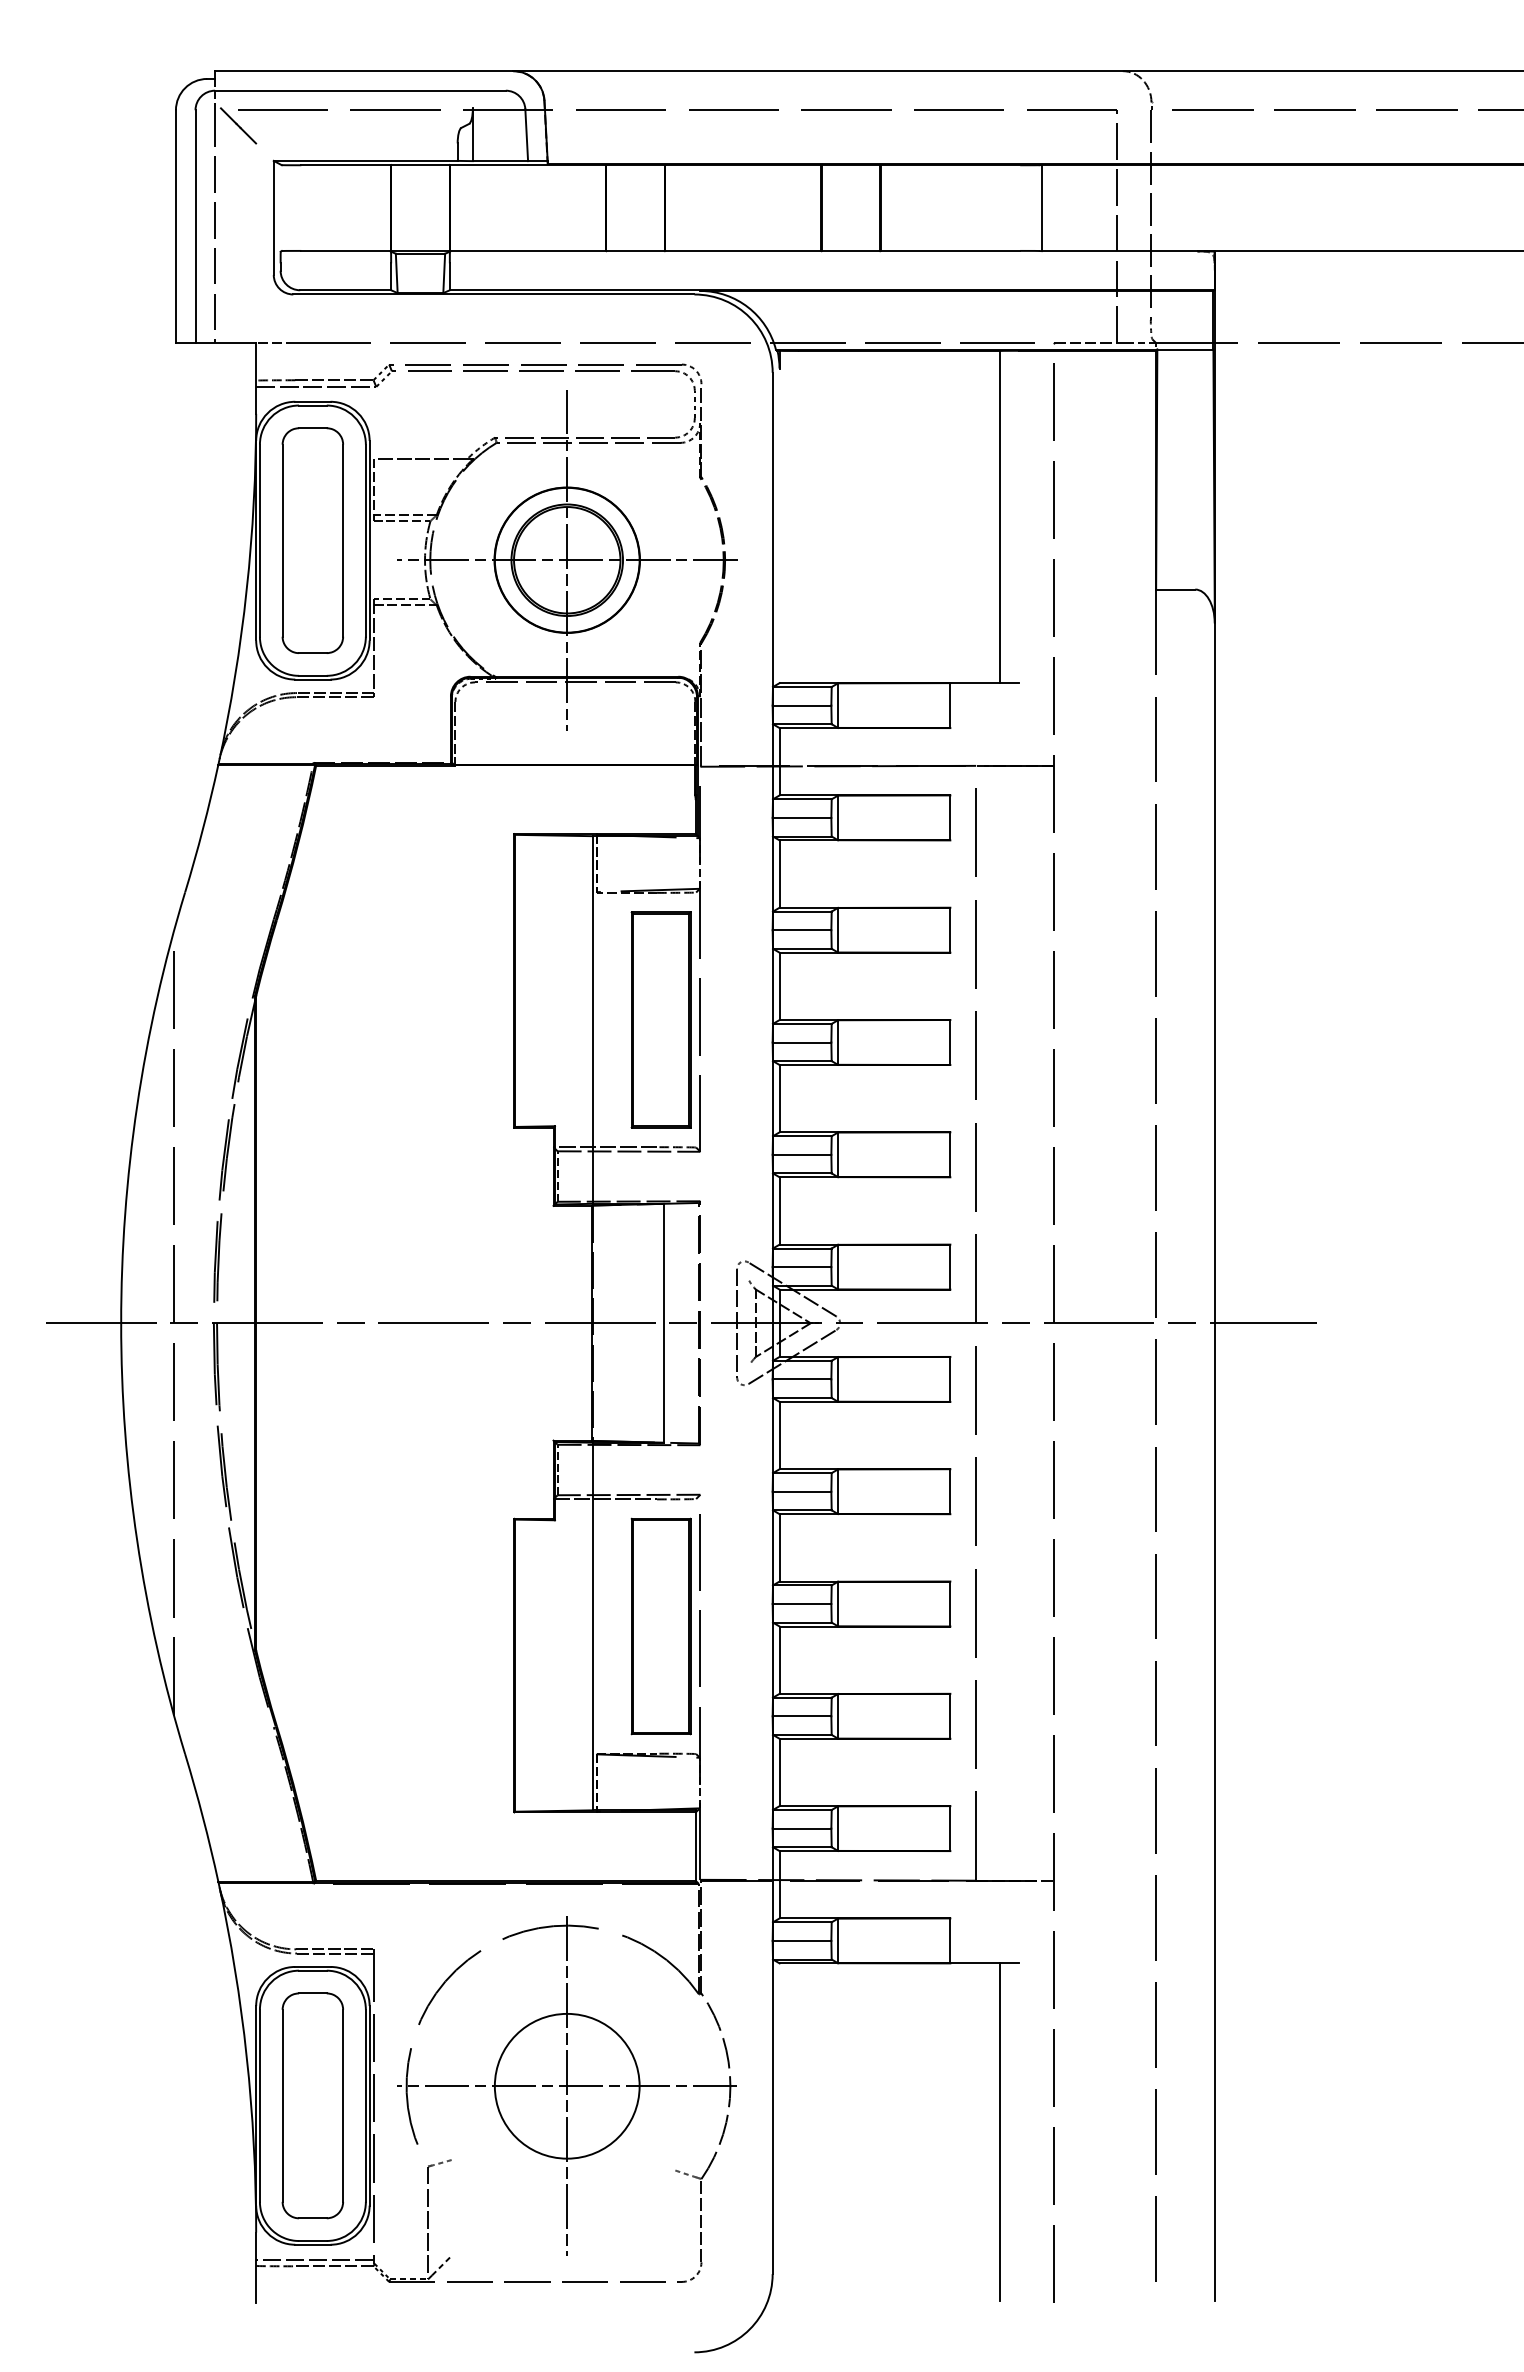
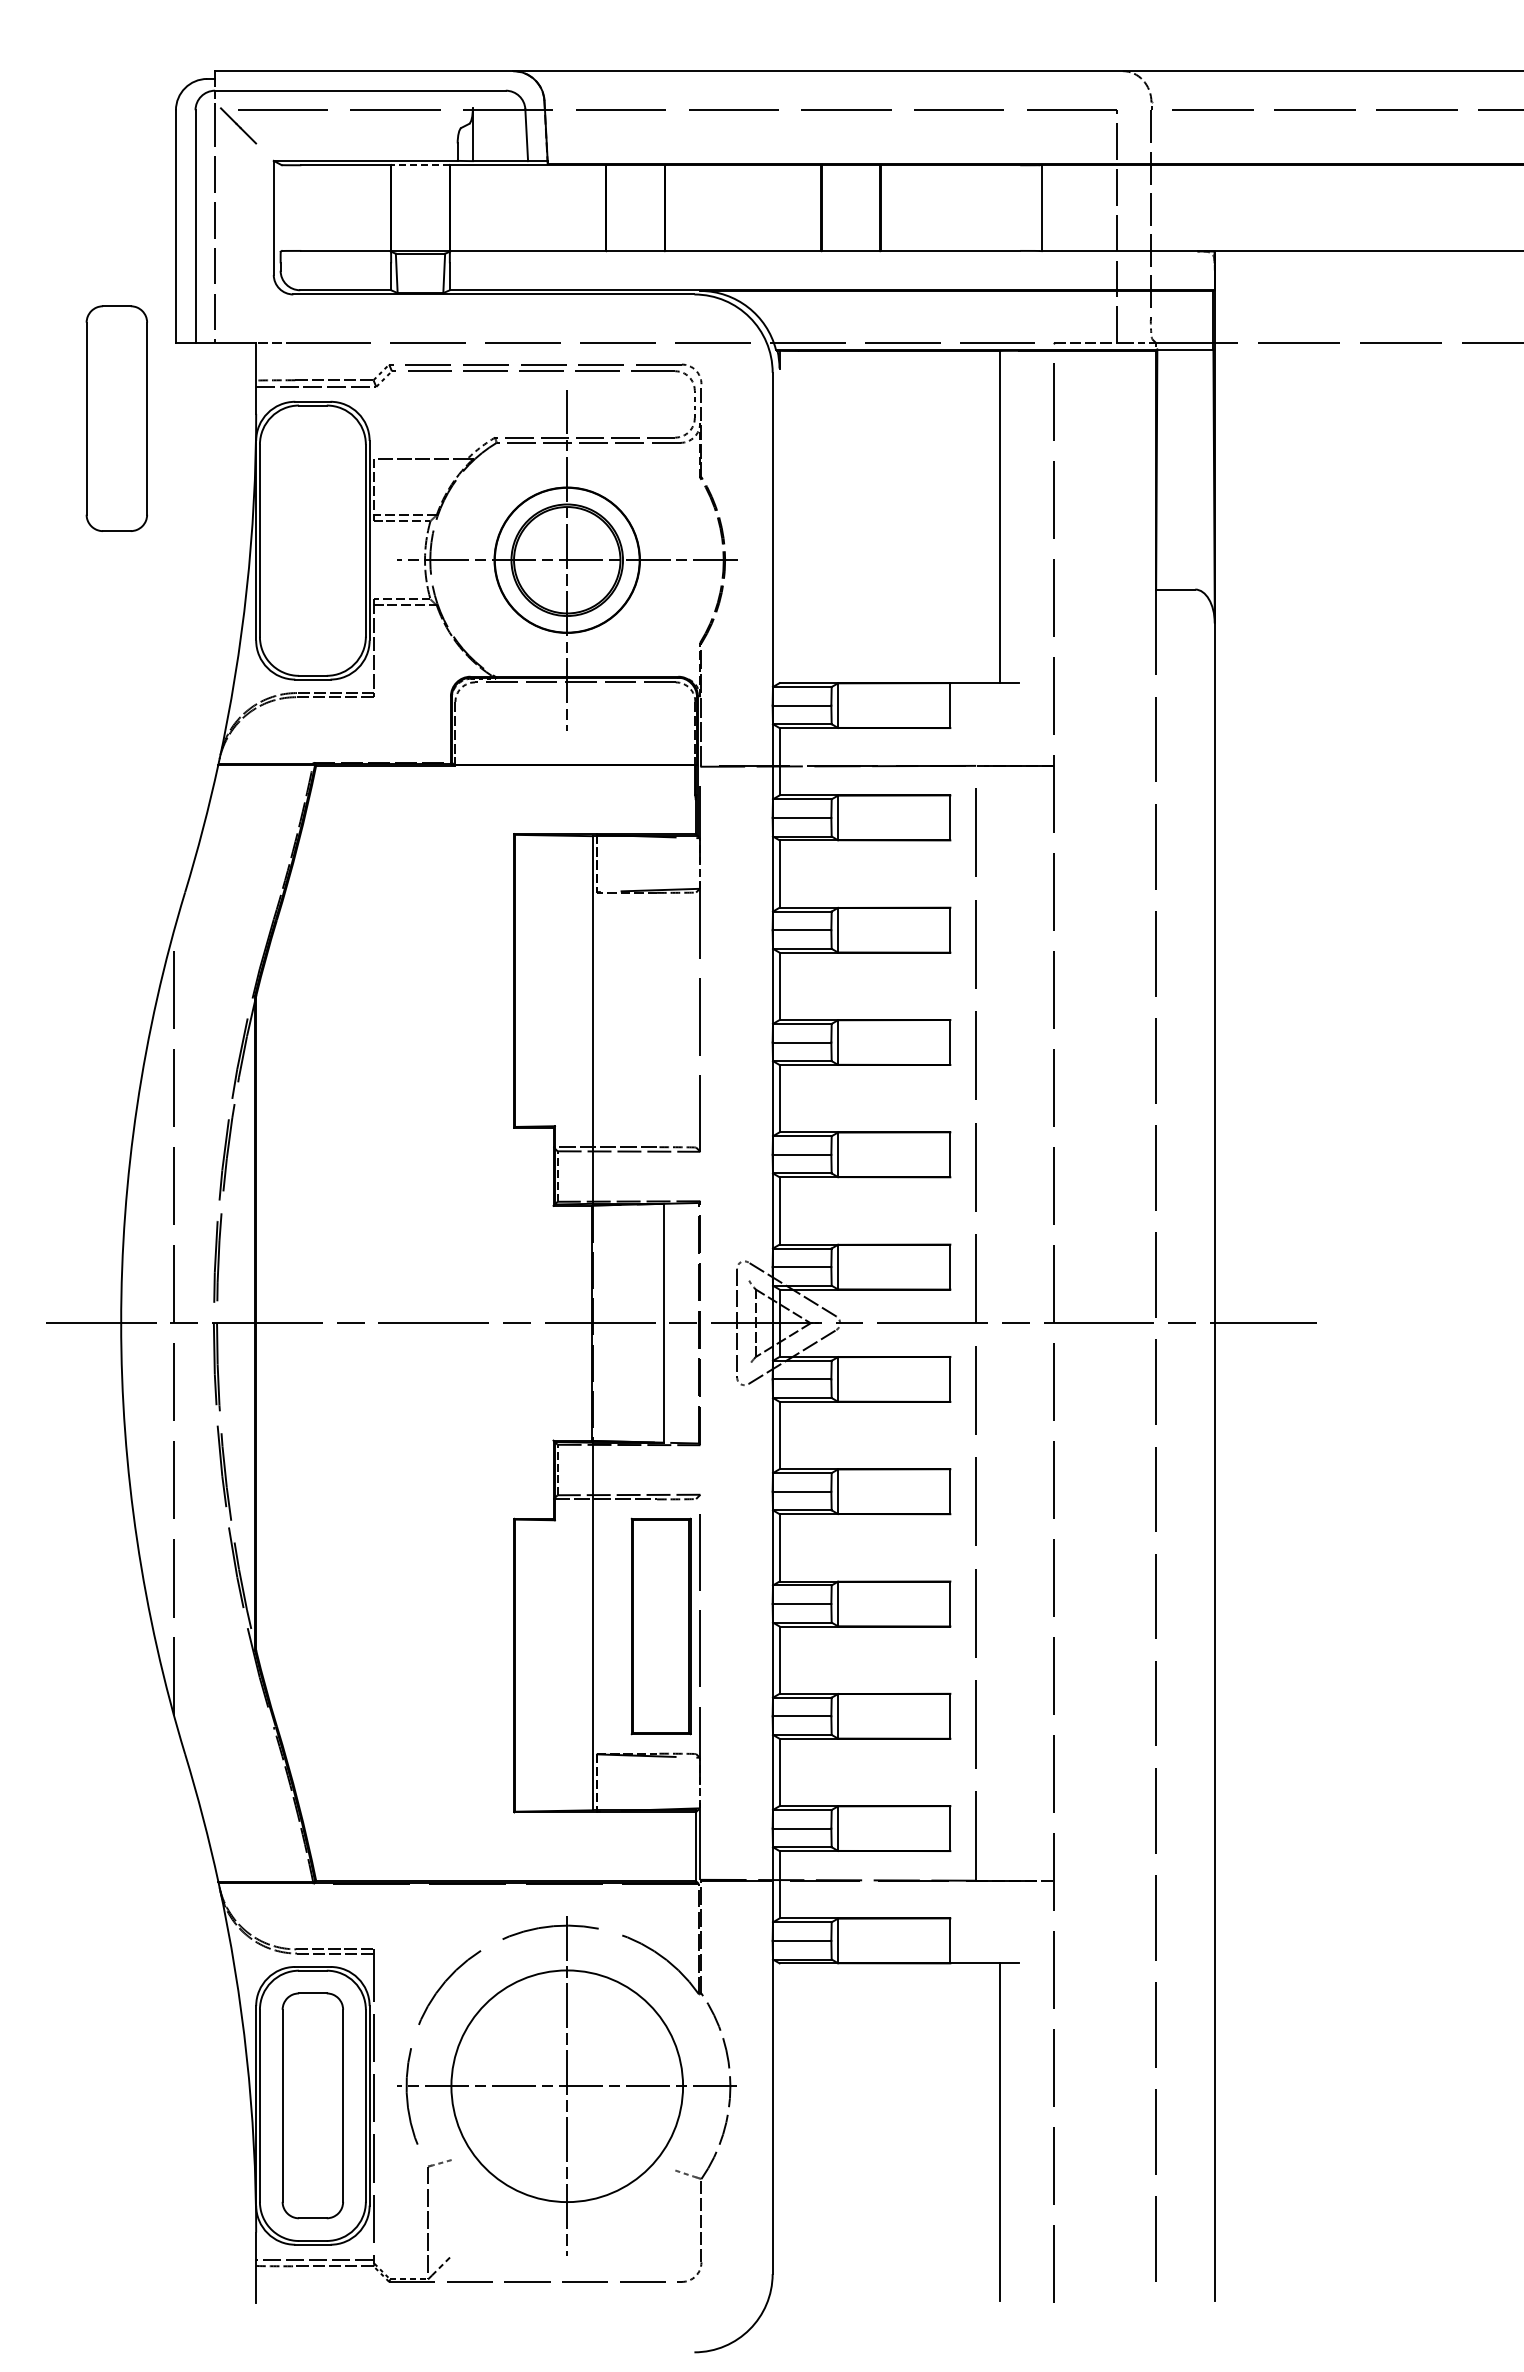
line: solid -> dashed (420, 165)
part position: (312, 540) -> (116, 418) (116, 418)
part: present -> none (660, 1019)
circle diameter: 145 px -> 232 px (567, 2086)
